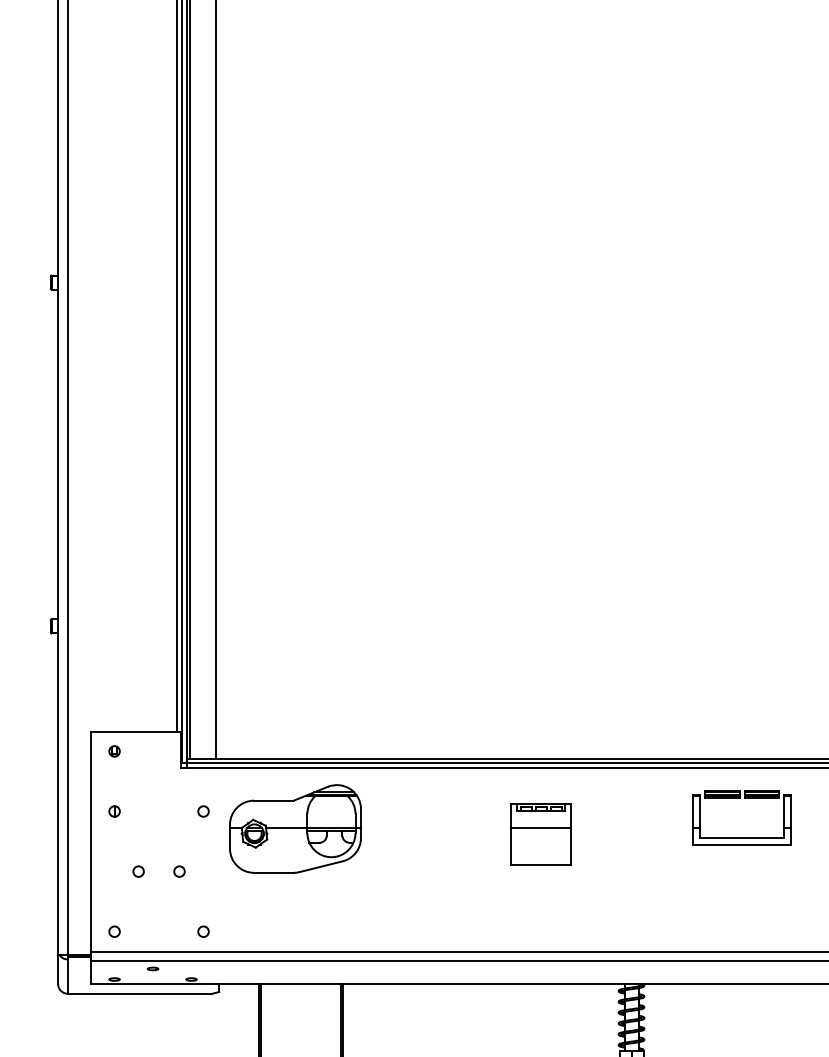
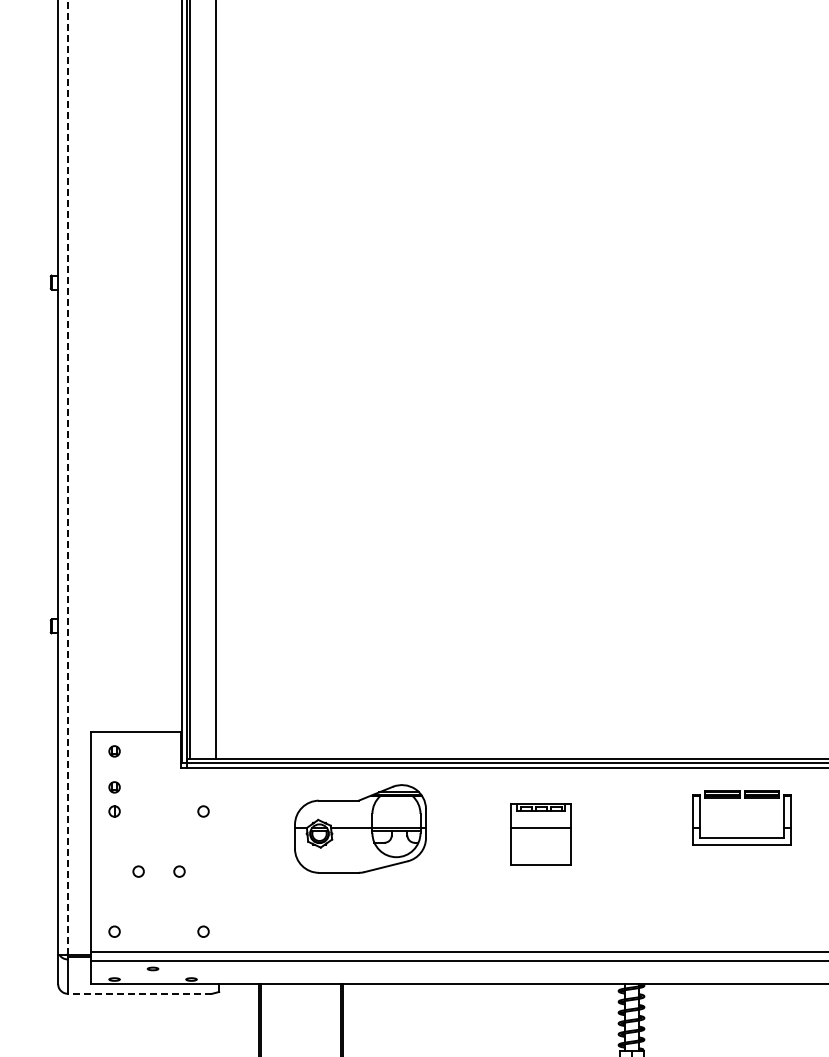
line: present -> none (177, 367)
line: solid -> dashed (67, 476)
part: none -> present (114, 787)
part position: (295, 828) -> (360, 828) (360, 828)
line: solid -> dashed (139, 993)
